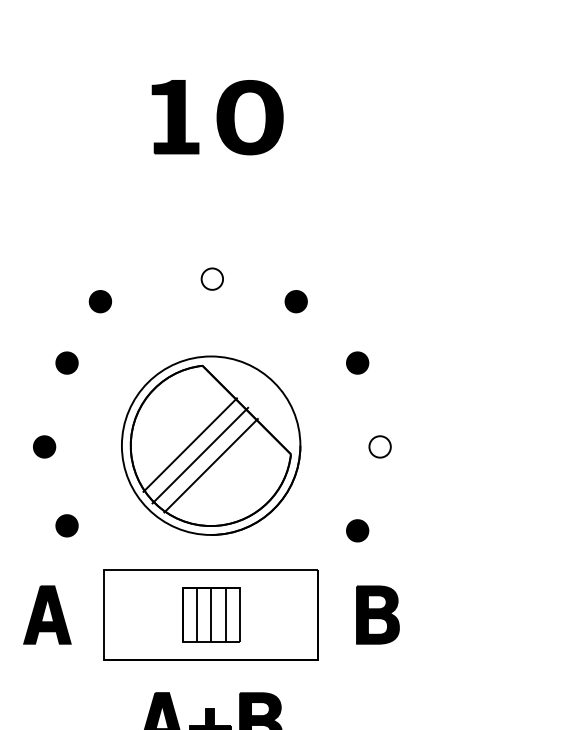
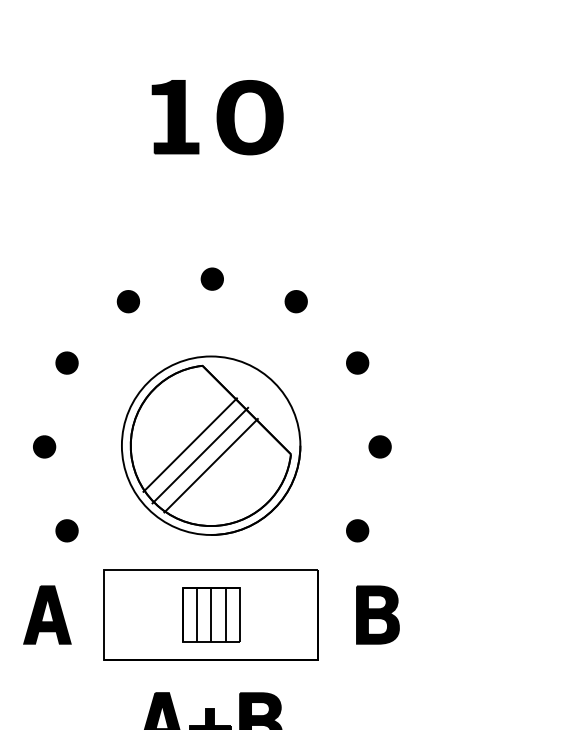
fill: none -> present (212, 278)
part position: (100, 301) -> (128, 301) (128, 301)
fill: none -> present (379, 446)
part position: (66, 525) -> (66, 530) (66, 530)
